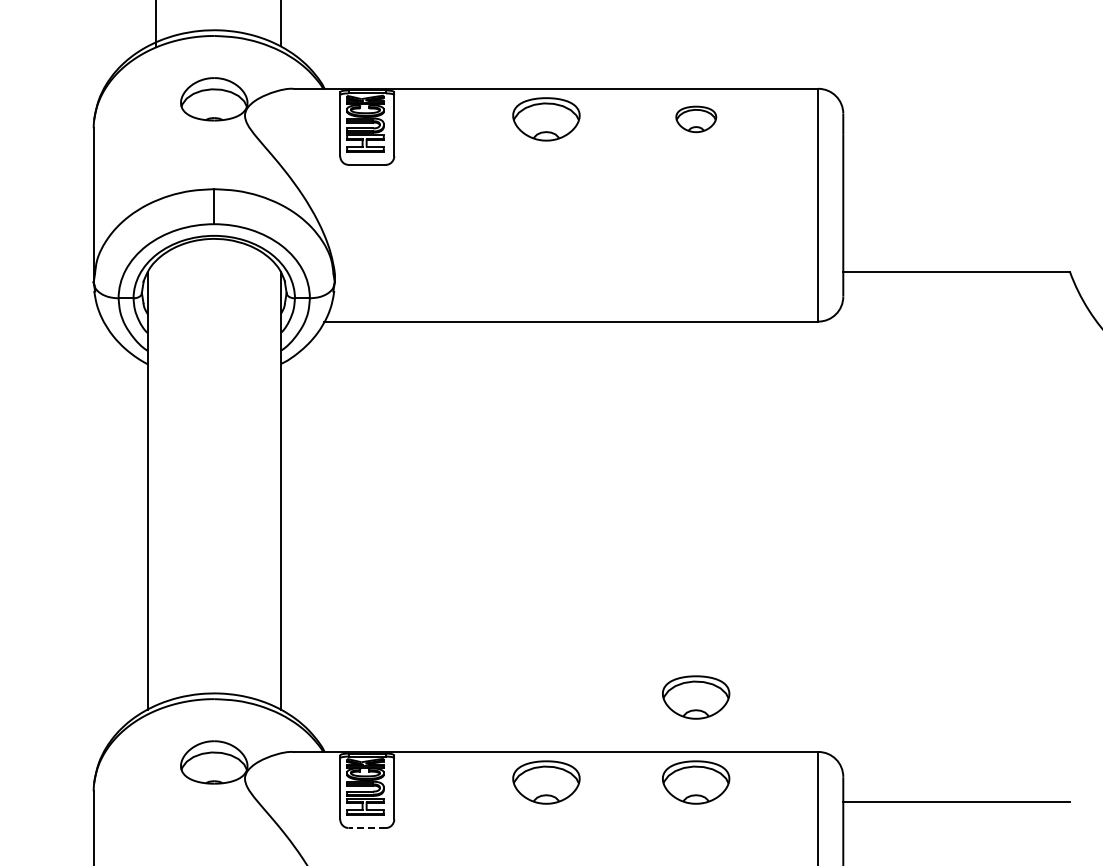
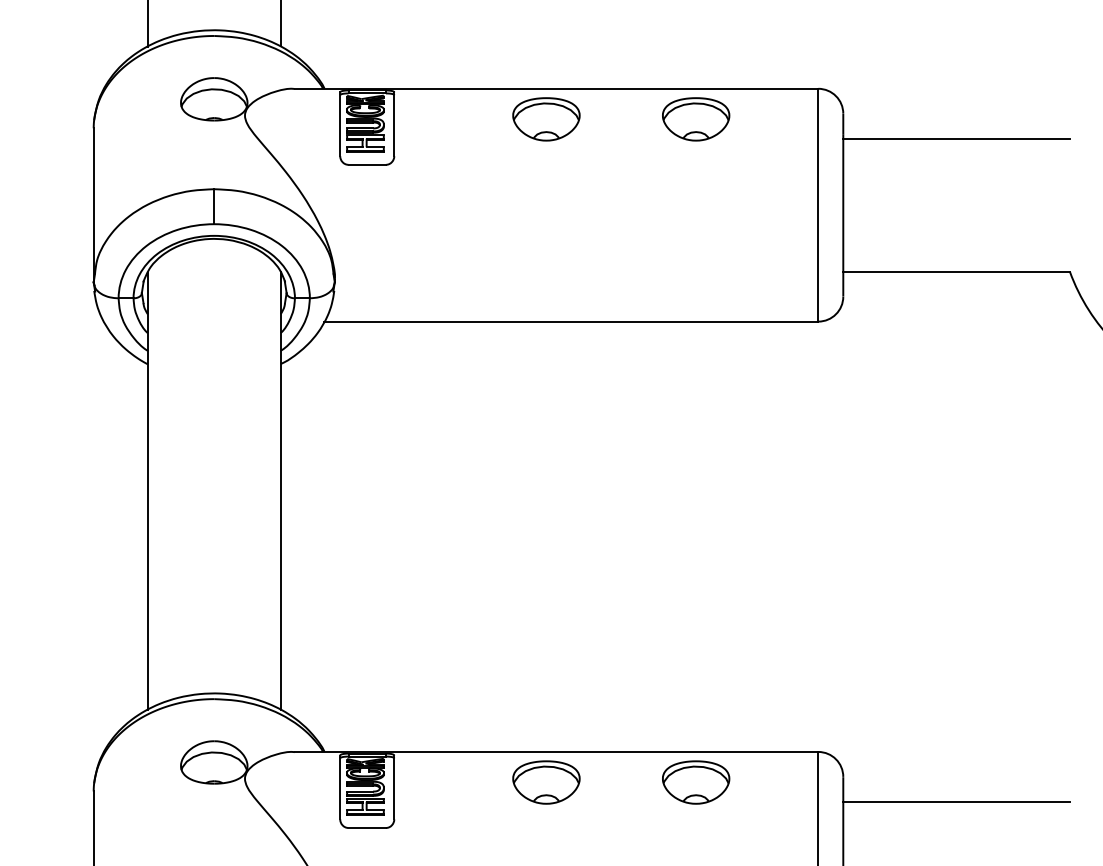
line position: (155, 24) -> (147, 24) (147, 24)
part size: 43x29 px -> 69x45 px (696, 119)
line: none -> present (956, 138)
part: present -> none (696, 697)
line: dashed -> solid (367, 828)
